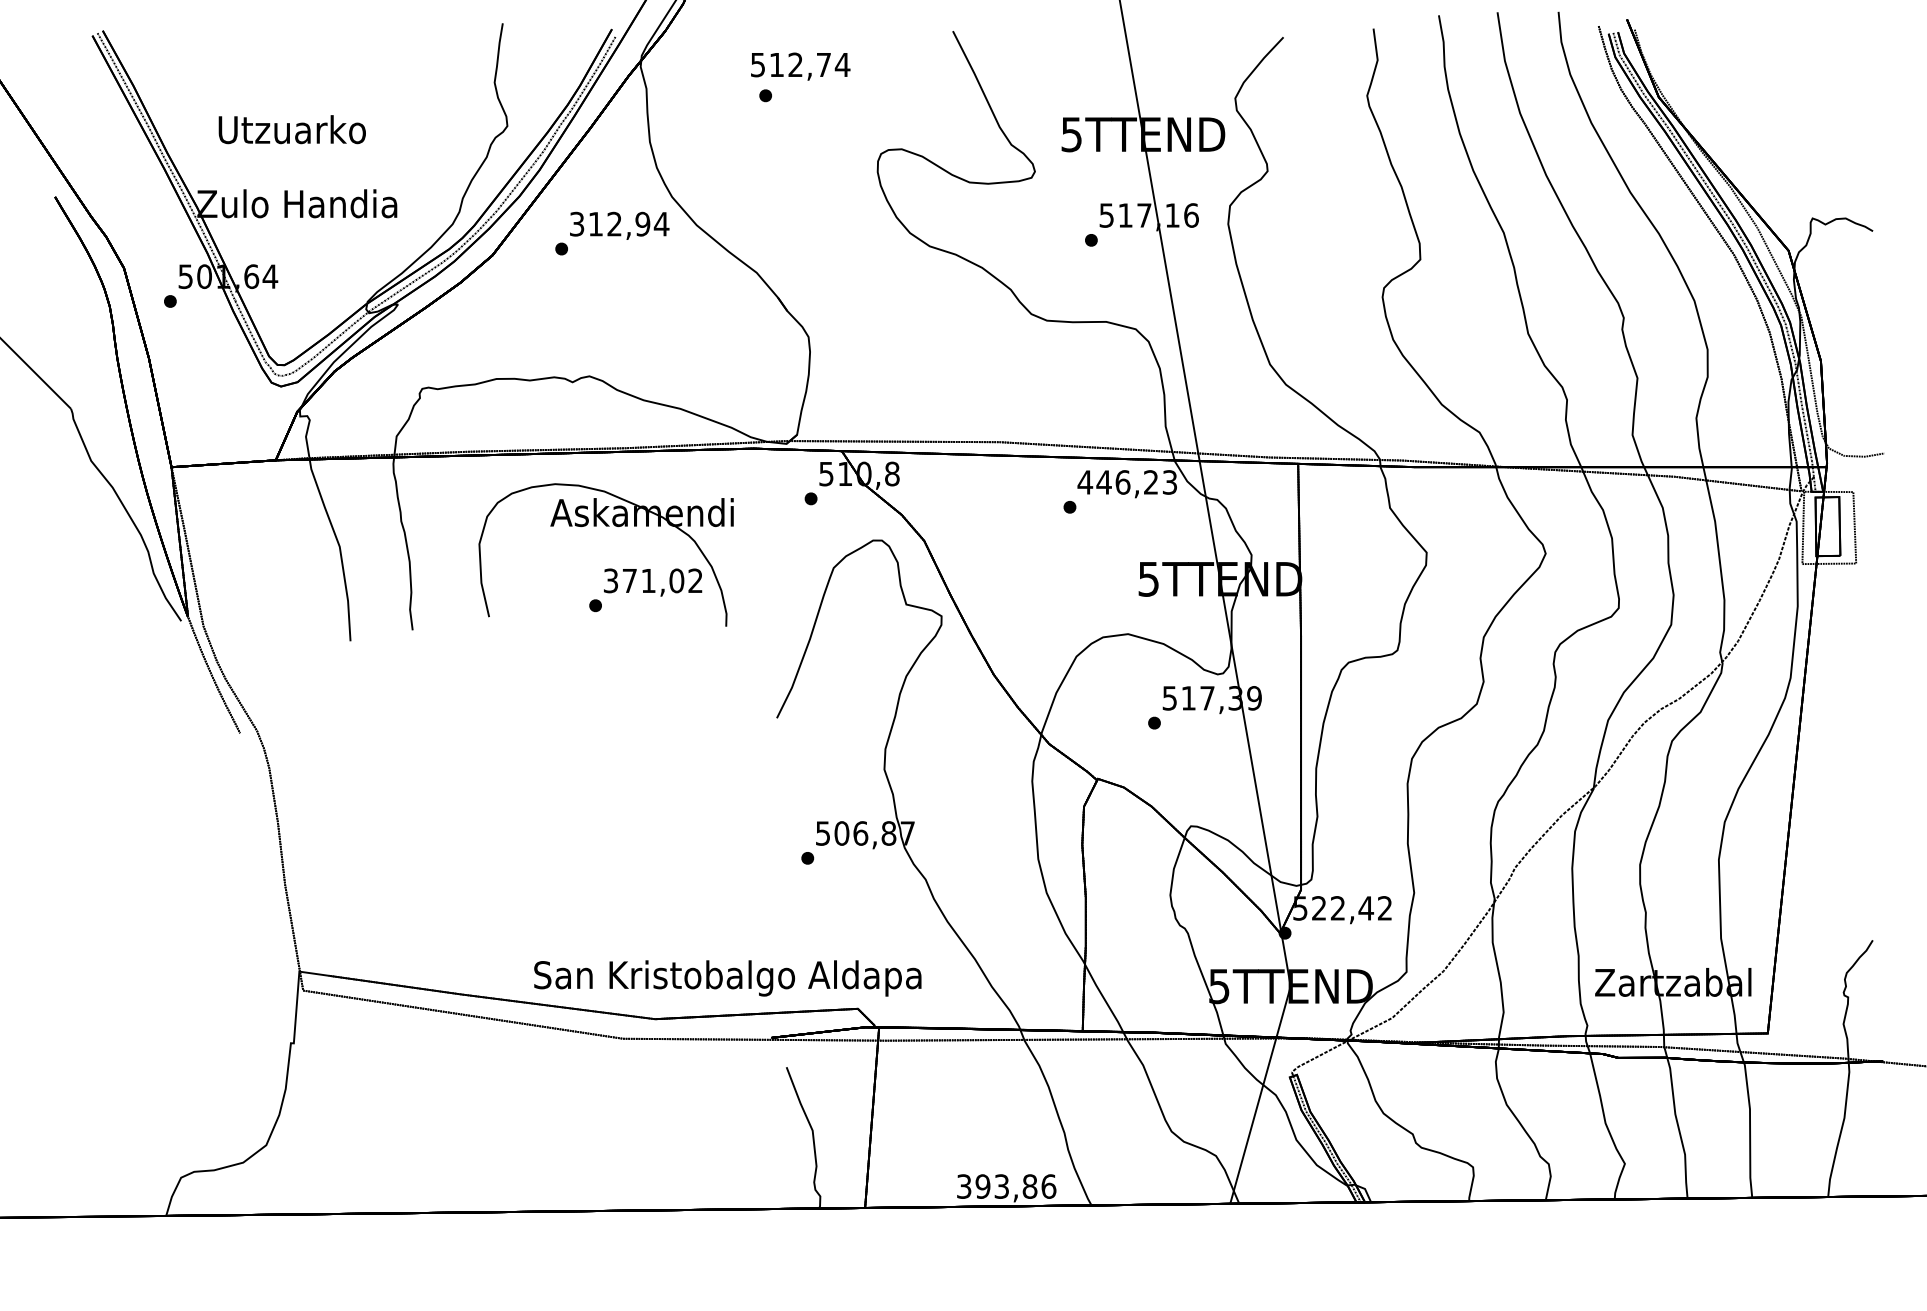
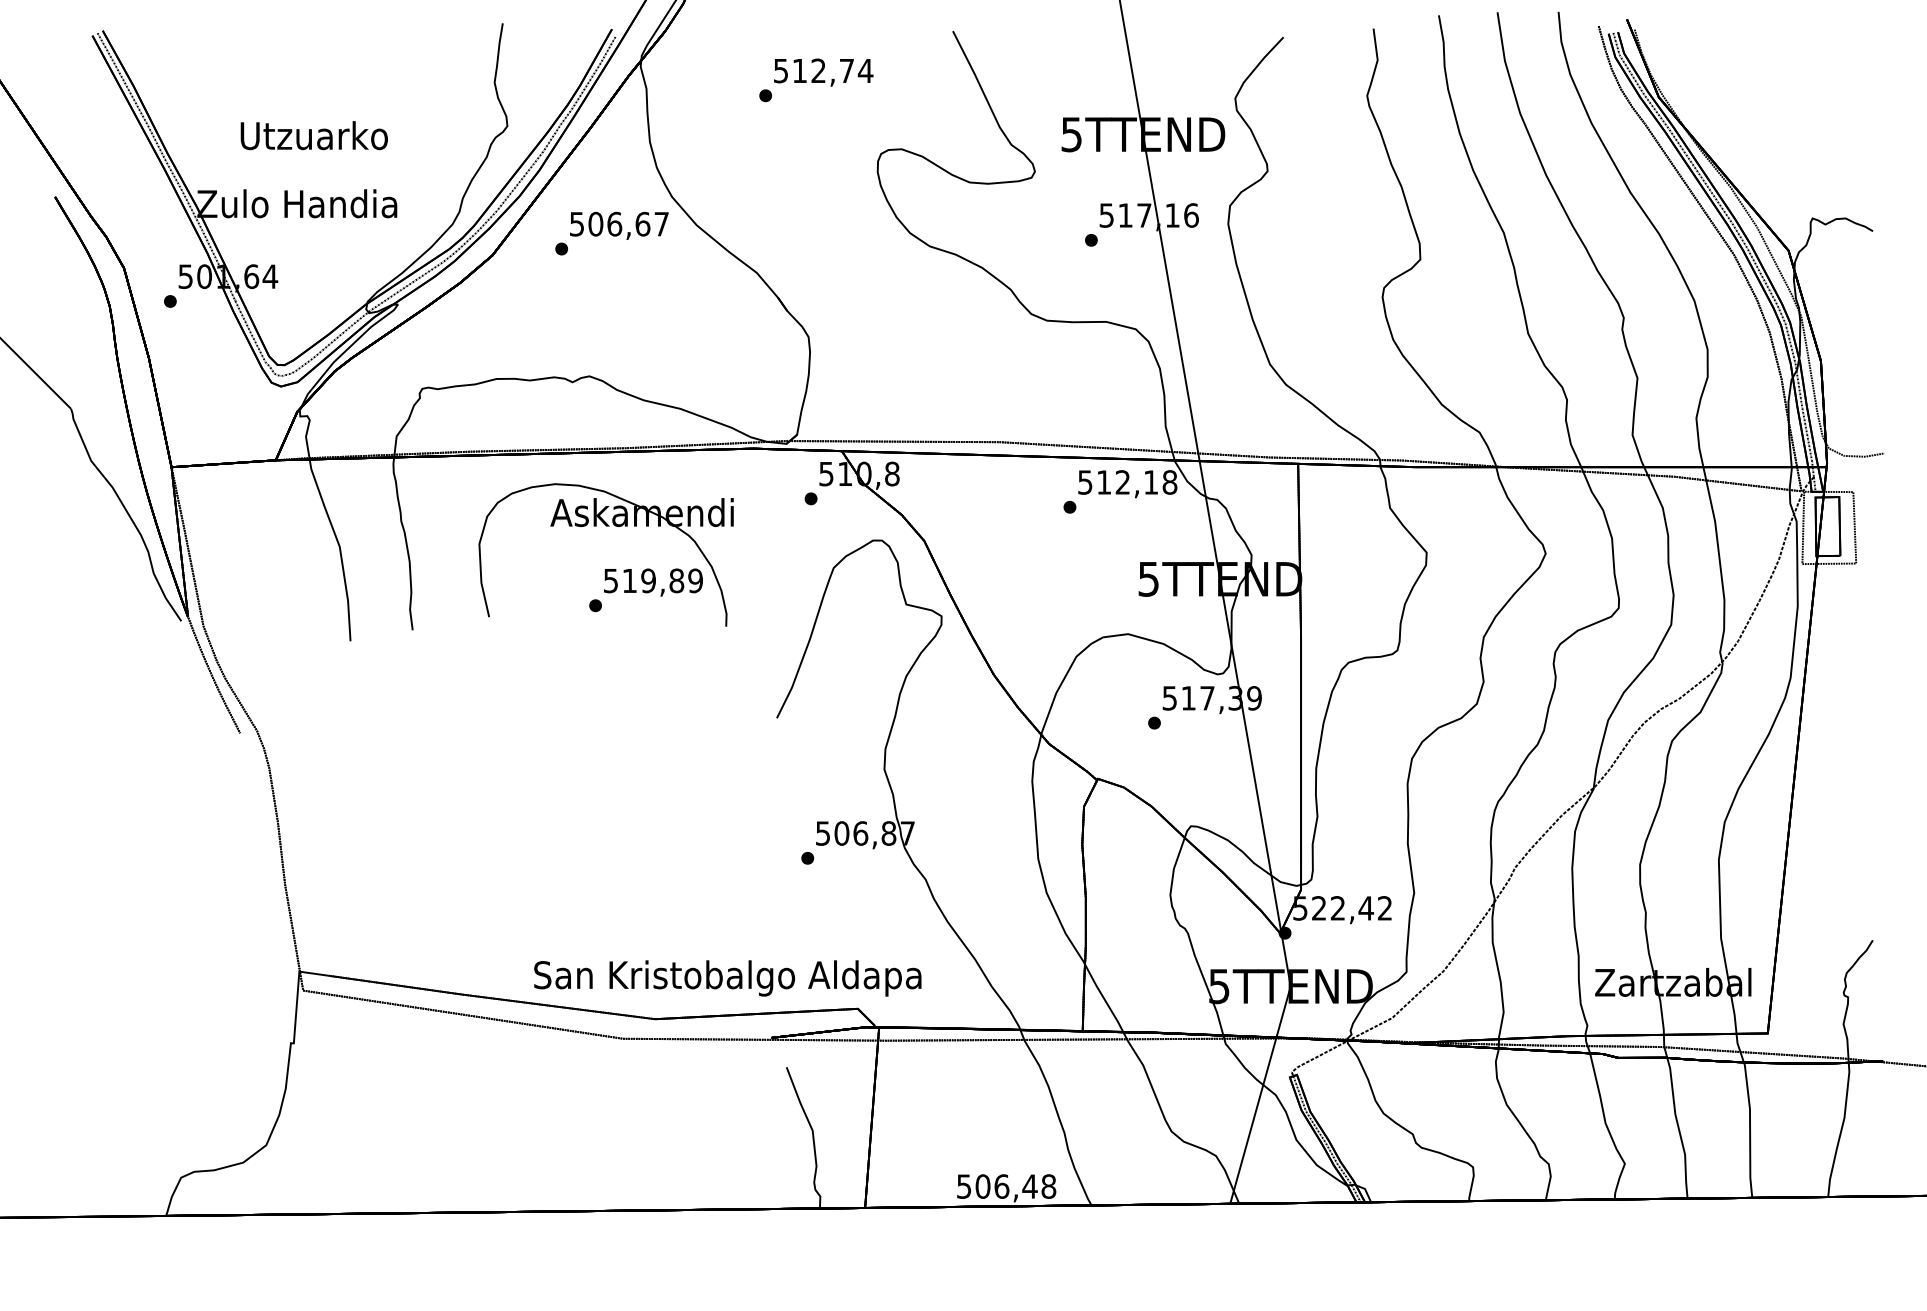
text position: (800, 66) -> (823, 72) (823, 72)
text position: (291, 129) -> (313, 135) (313, 135)
text: 312,94 -> 506,67 (619, 223)
text: 446,23 -> 512,18 (1127, 482)
text: 371,02 -> 519,89 (653, 580)
text: 393,86 -> 506,48 (1006, 1186)
